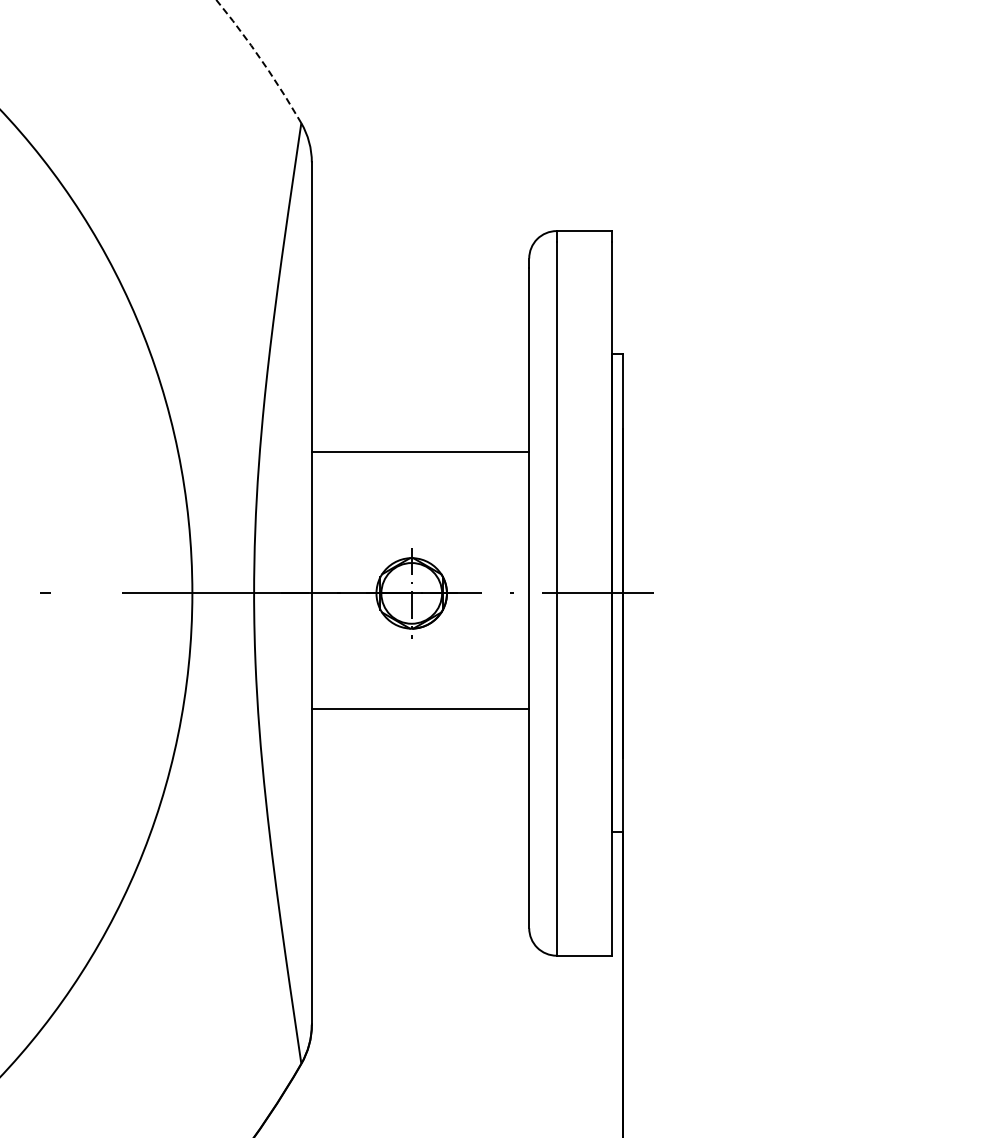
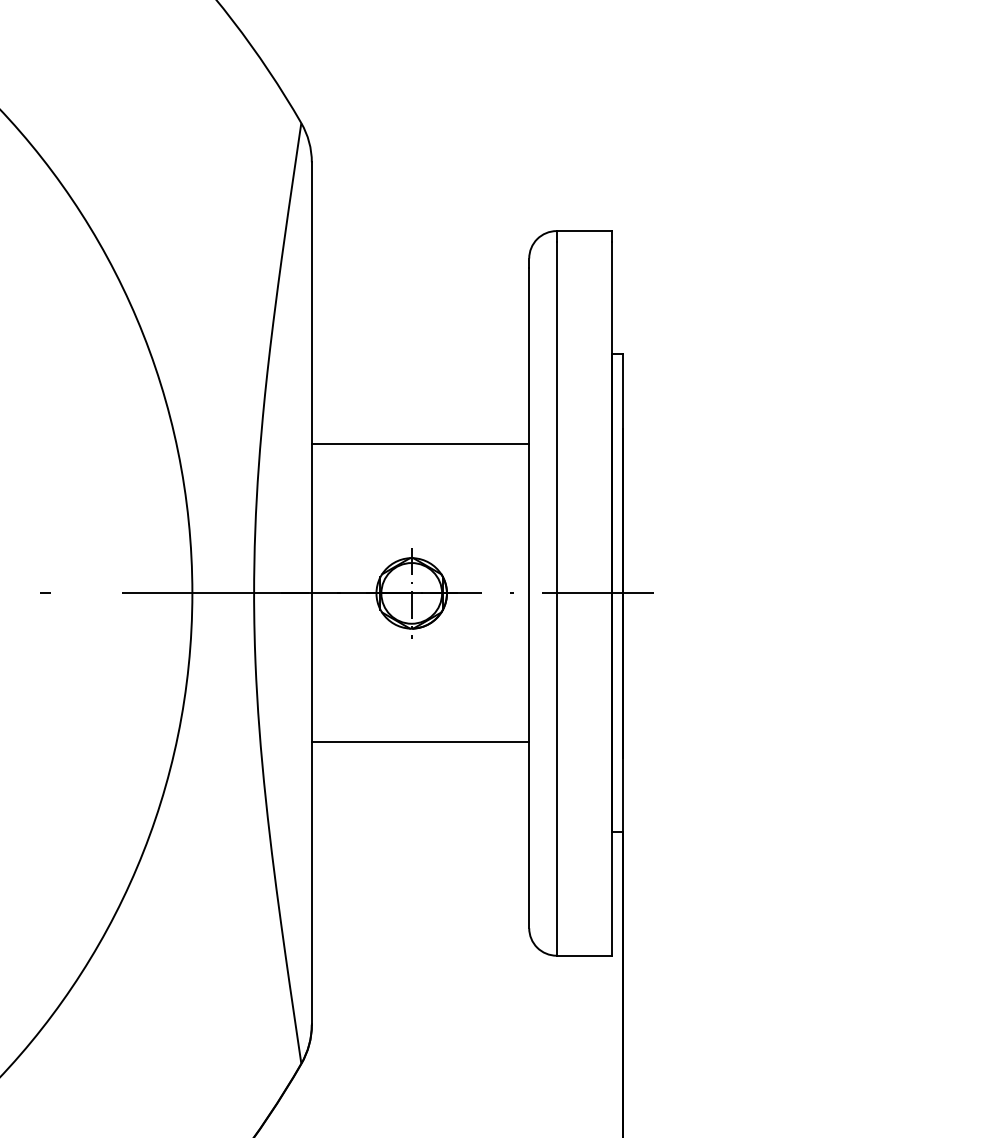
arc: dashed -> solid (261, 60)
line position: (420, 452) -> (420, 444) (420, 444)
line position: (420, 709) -> (420, 742) (420, 742)
